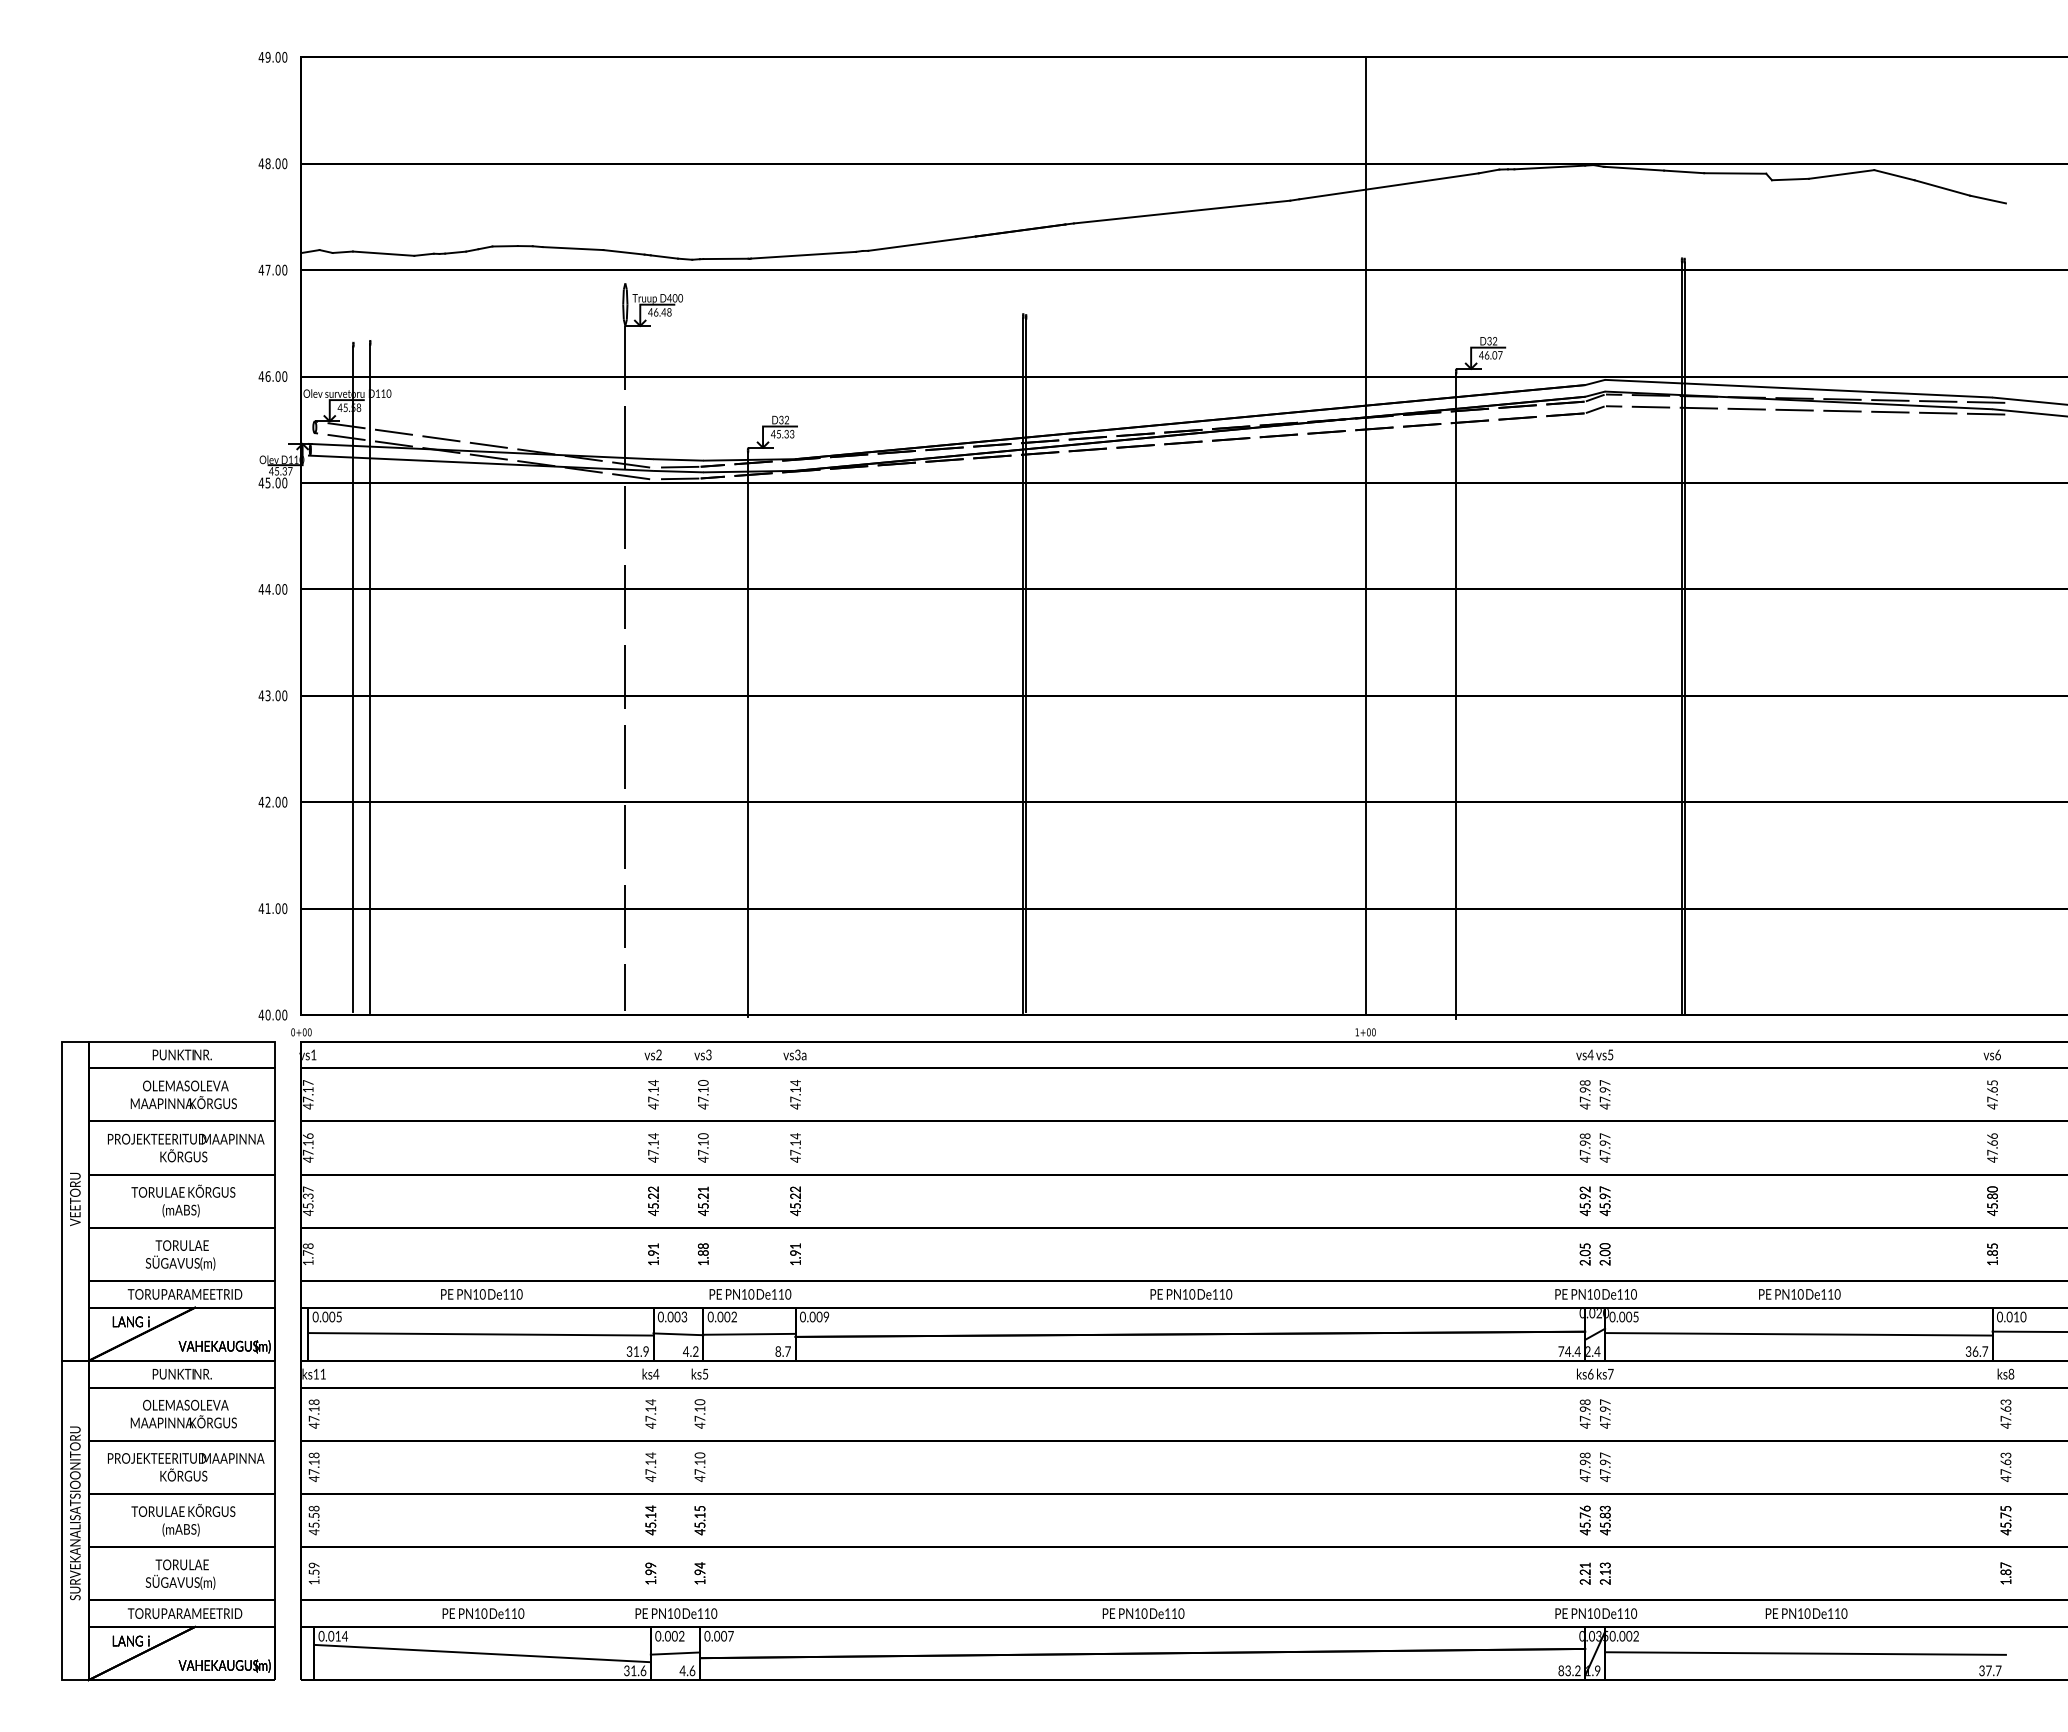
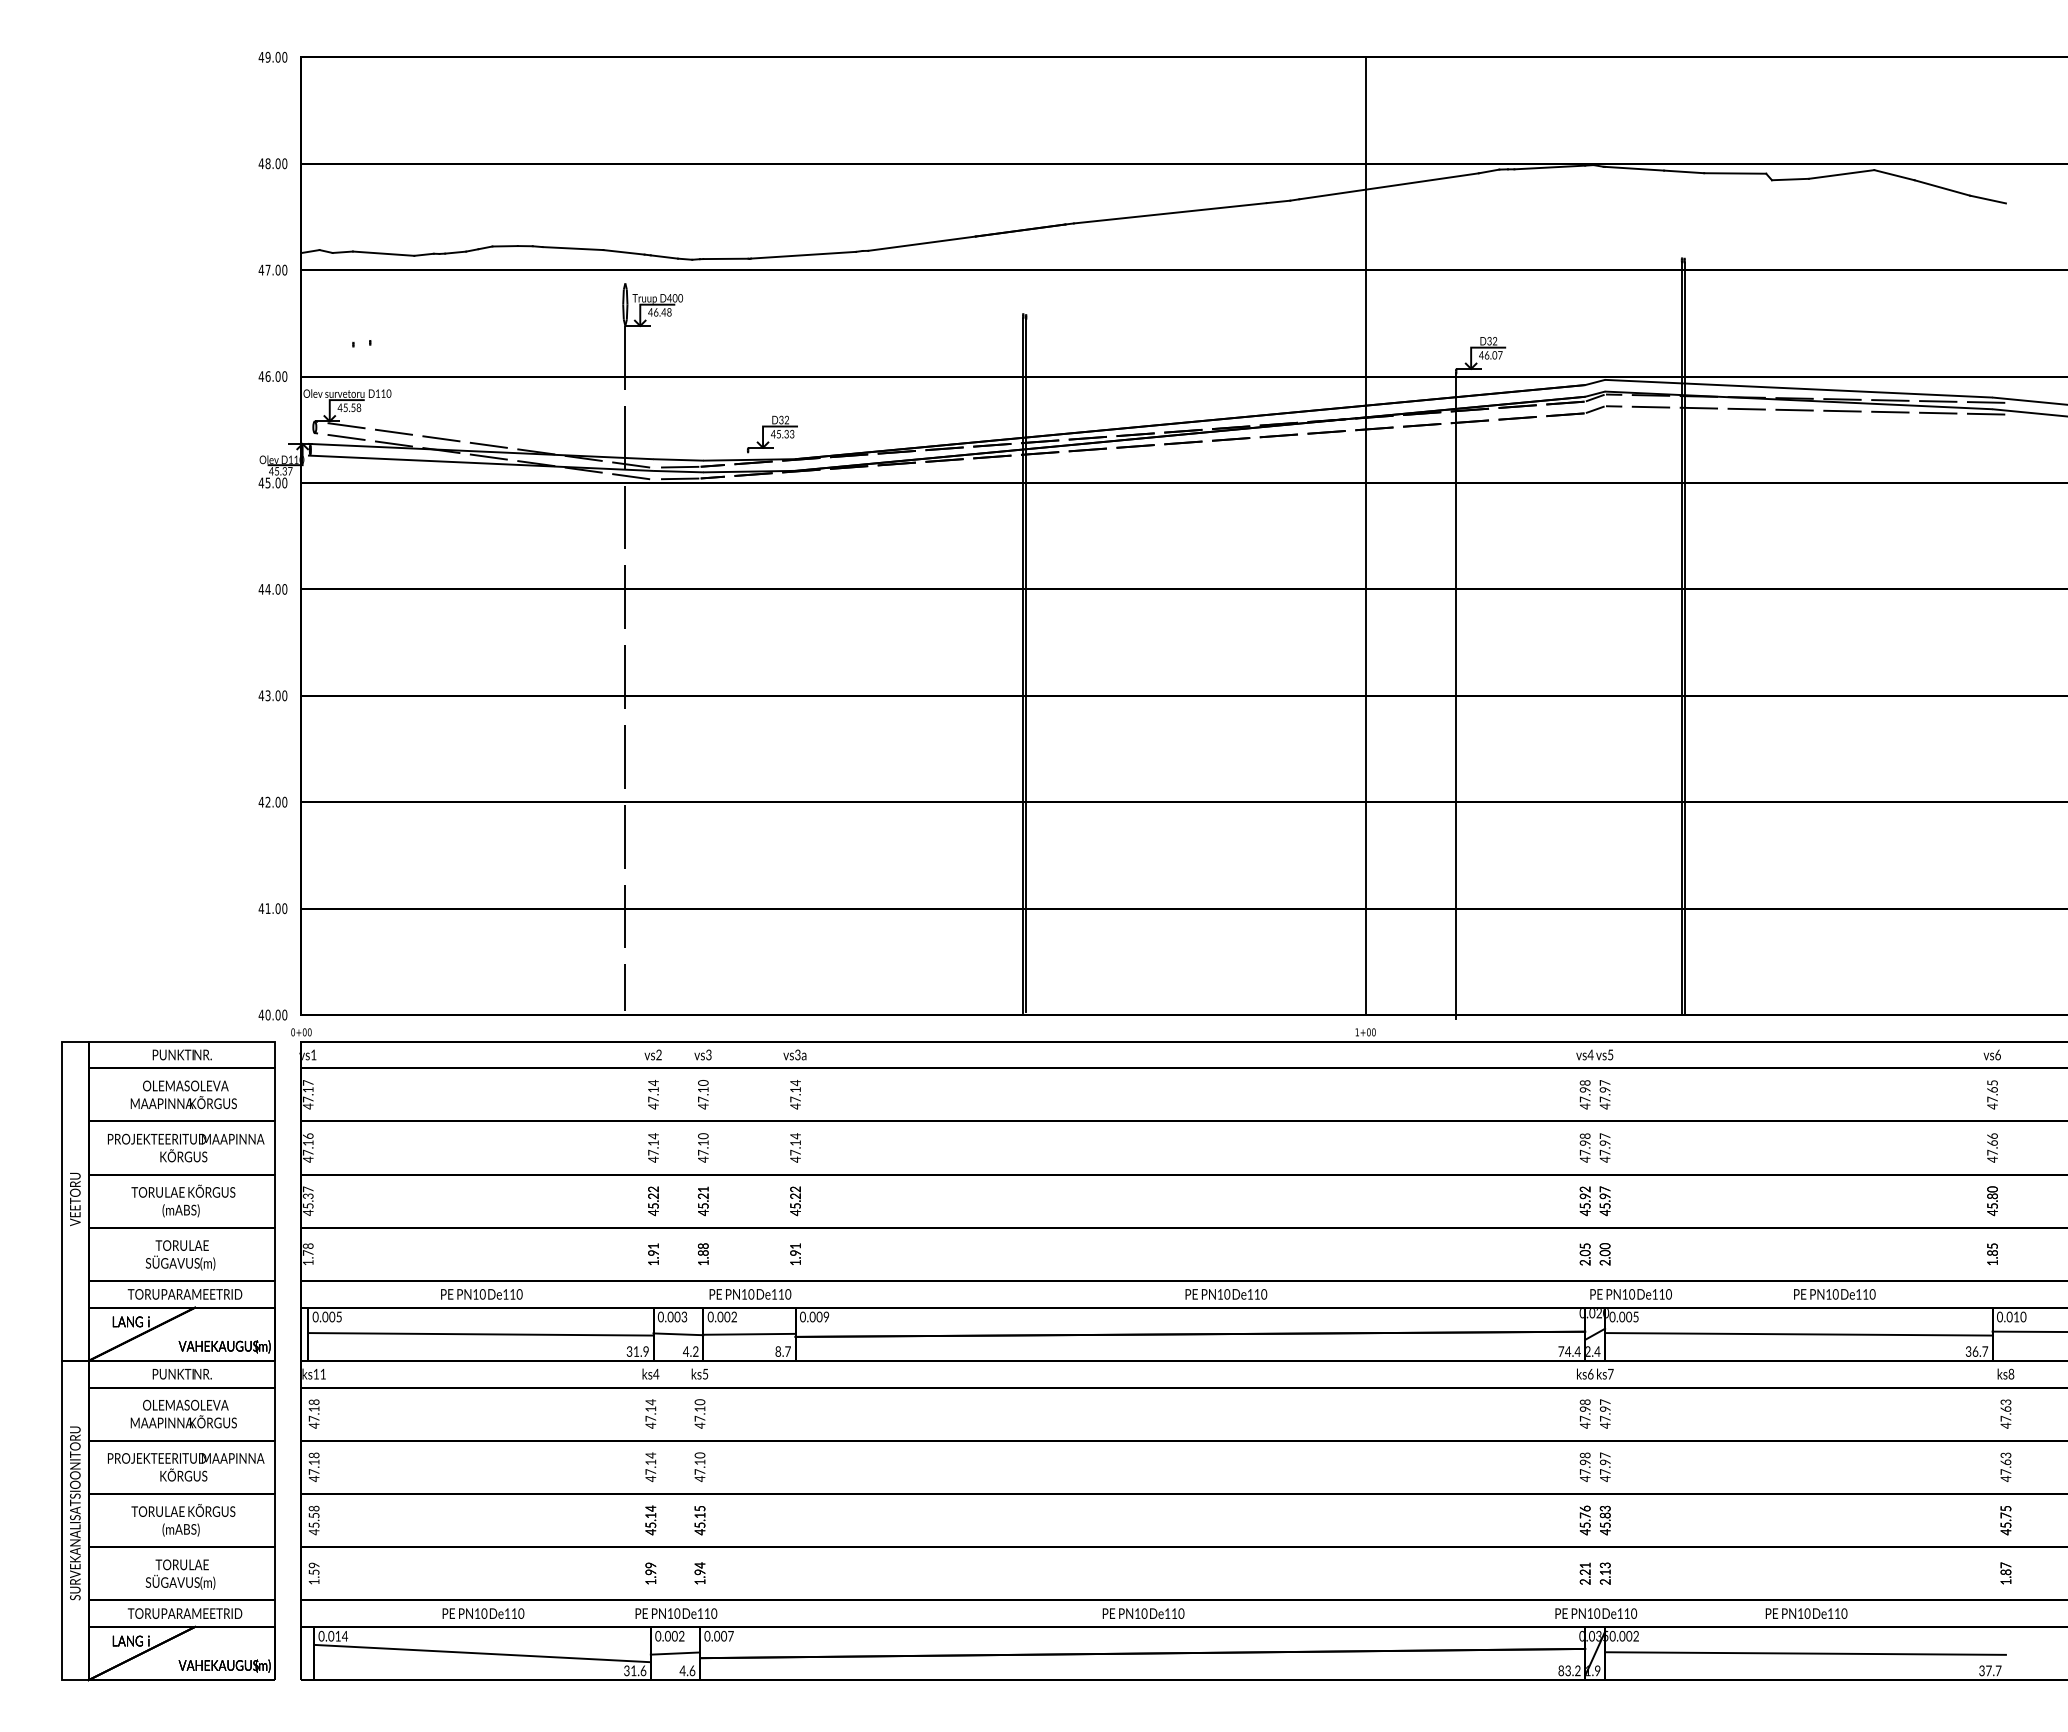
line: present -> none (353, 679)
line: present -> none (370, 679)
line: present -> none (748, 735)
text position: (1495, 1294) -> (1530, 1294) (1530, 1294)
